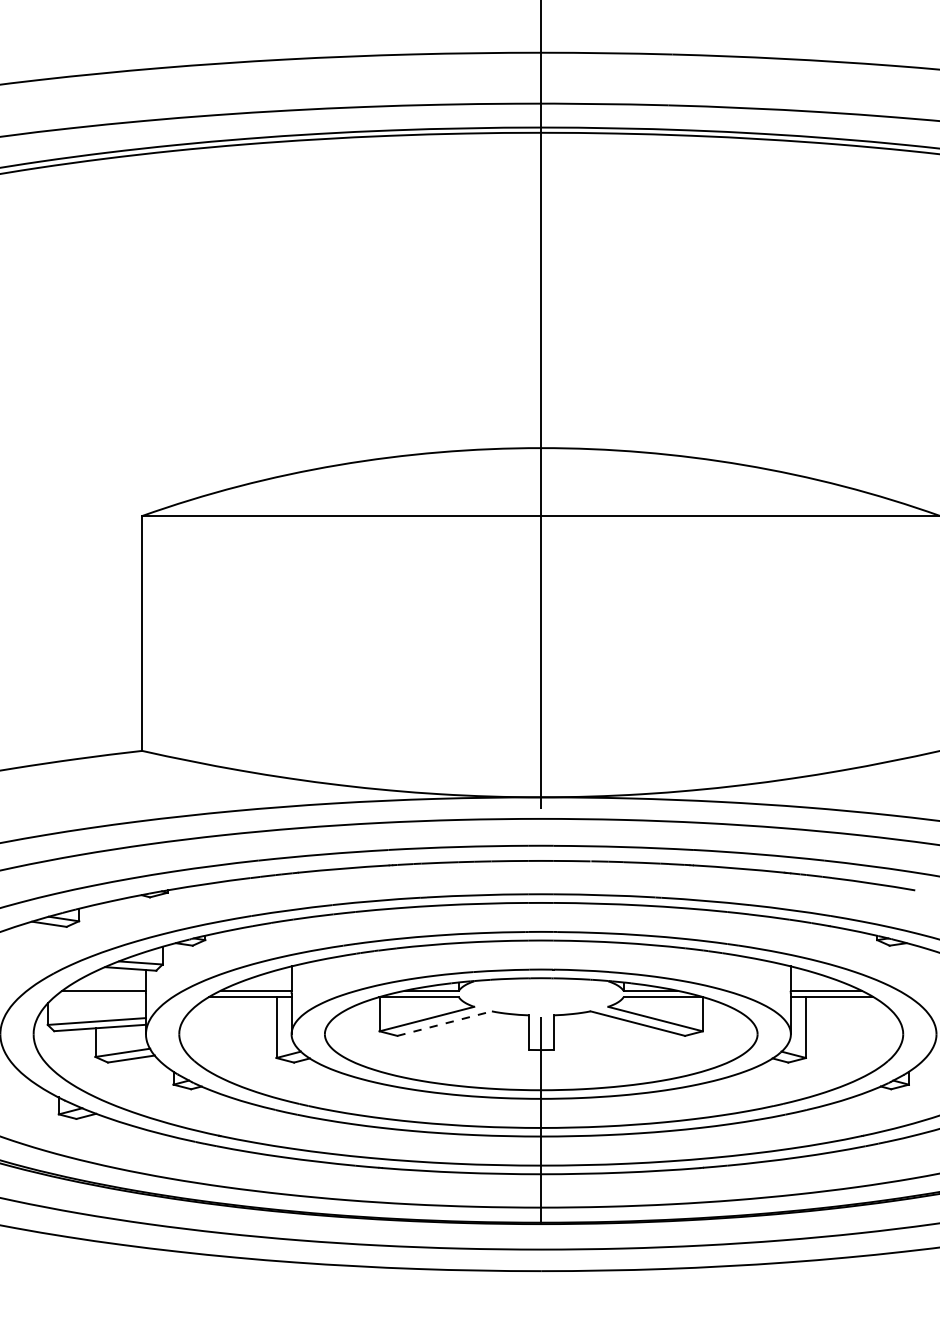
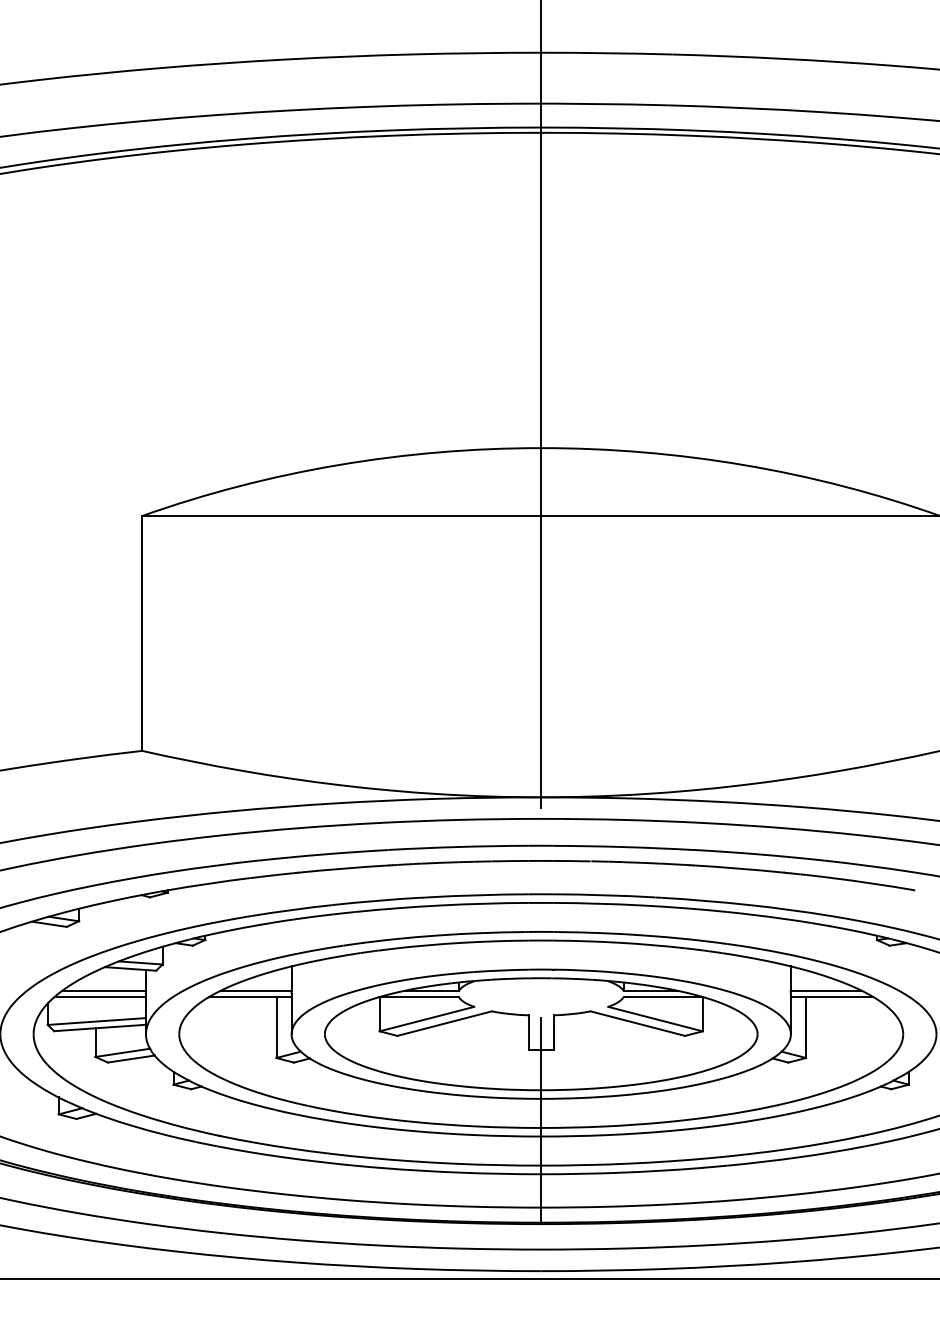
line: none -> present (100, 997)
line: dashed -> solid (444, 1023)
line: none -> present (469, 1278)
